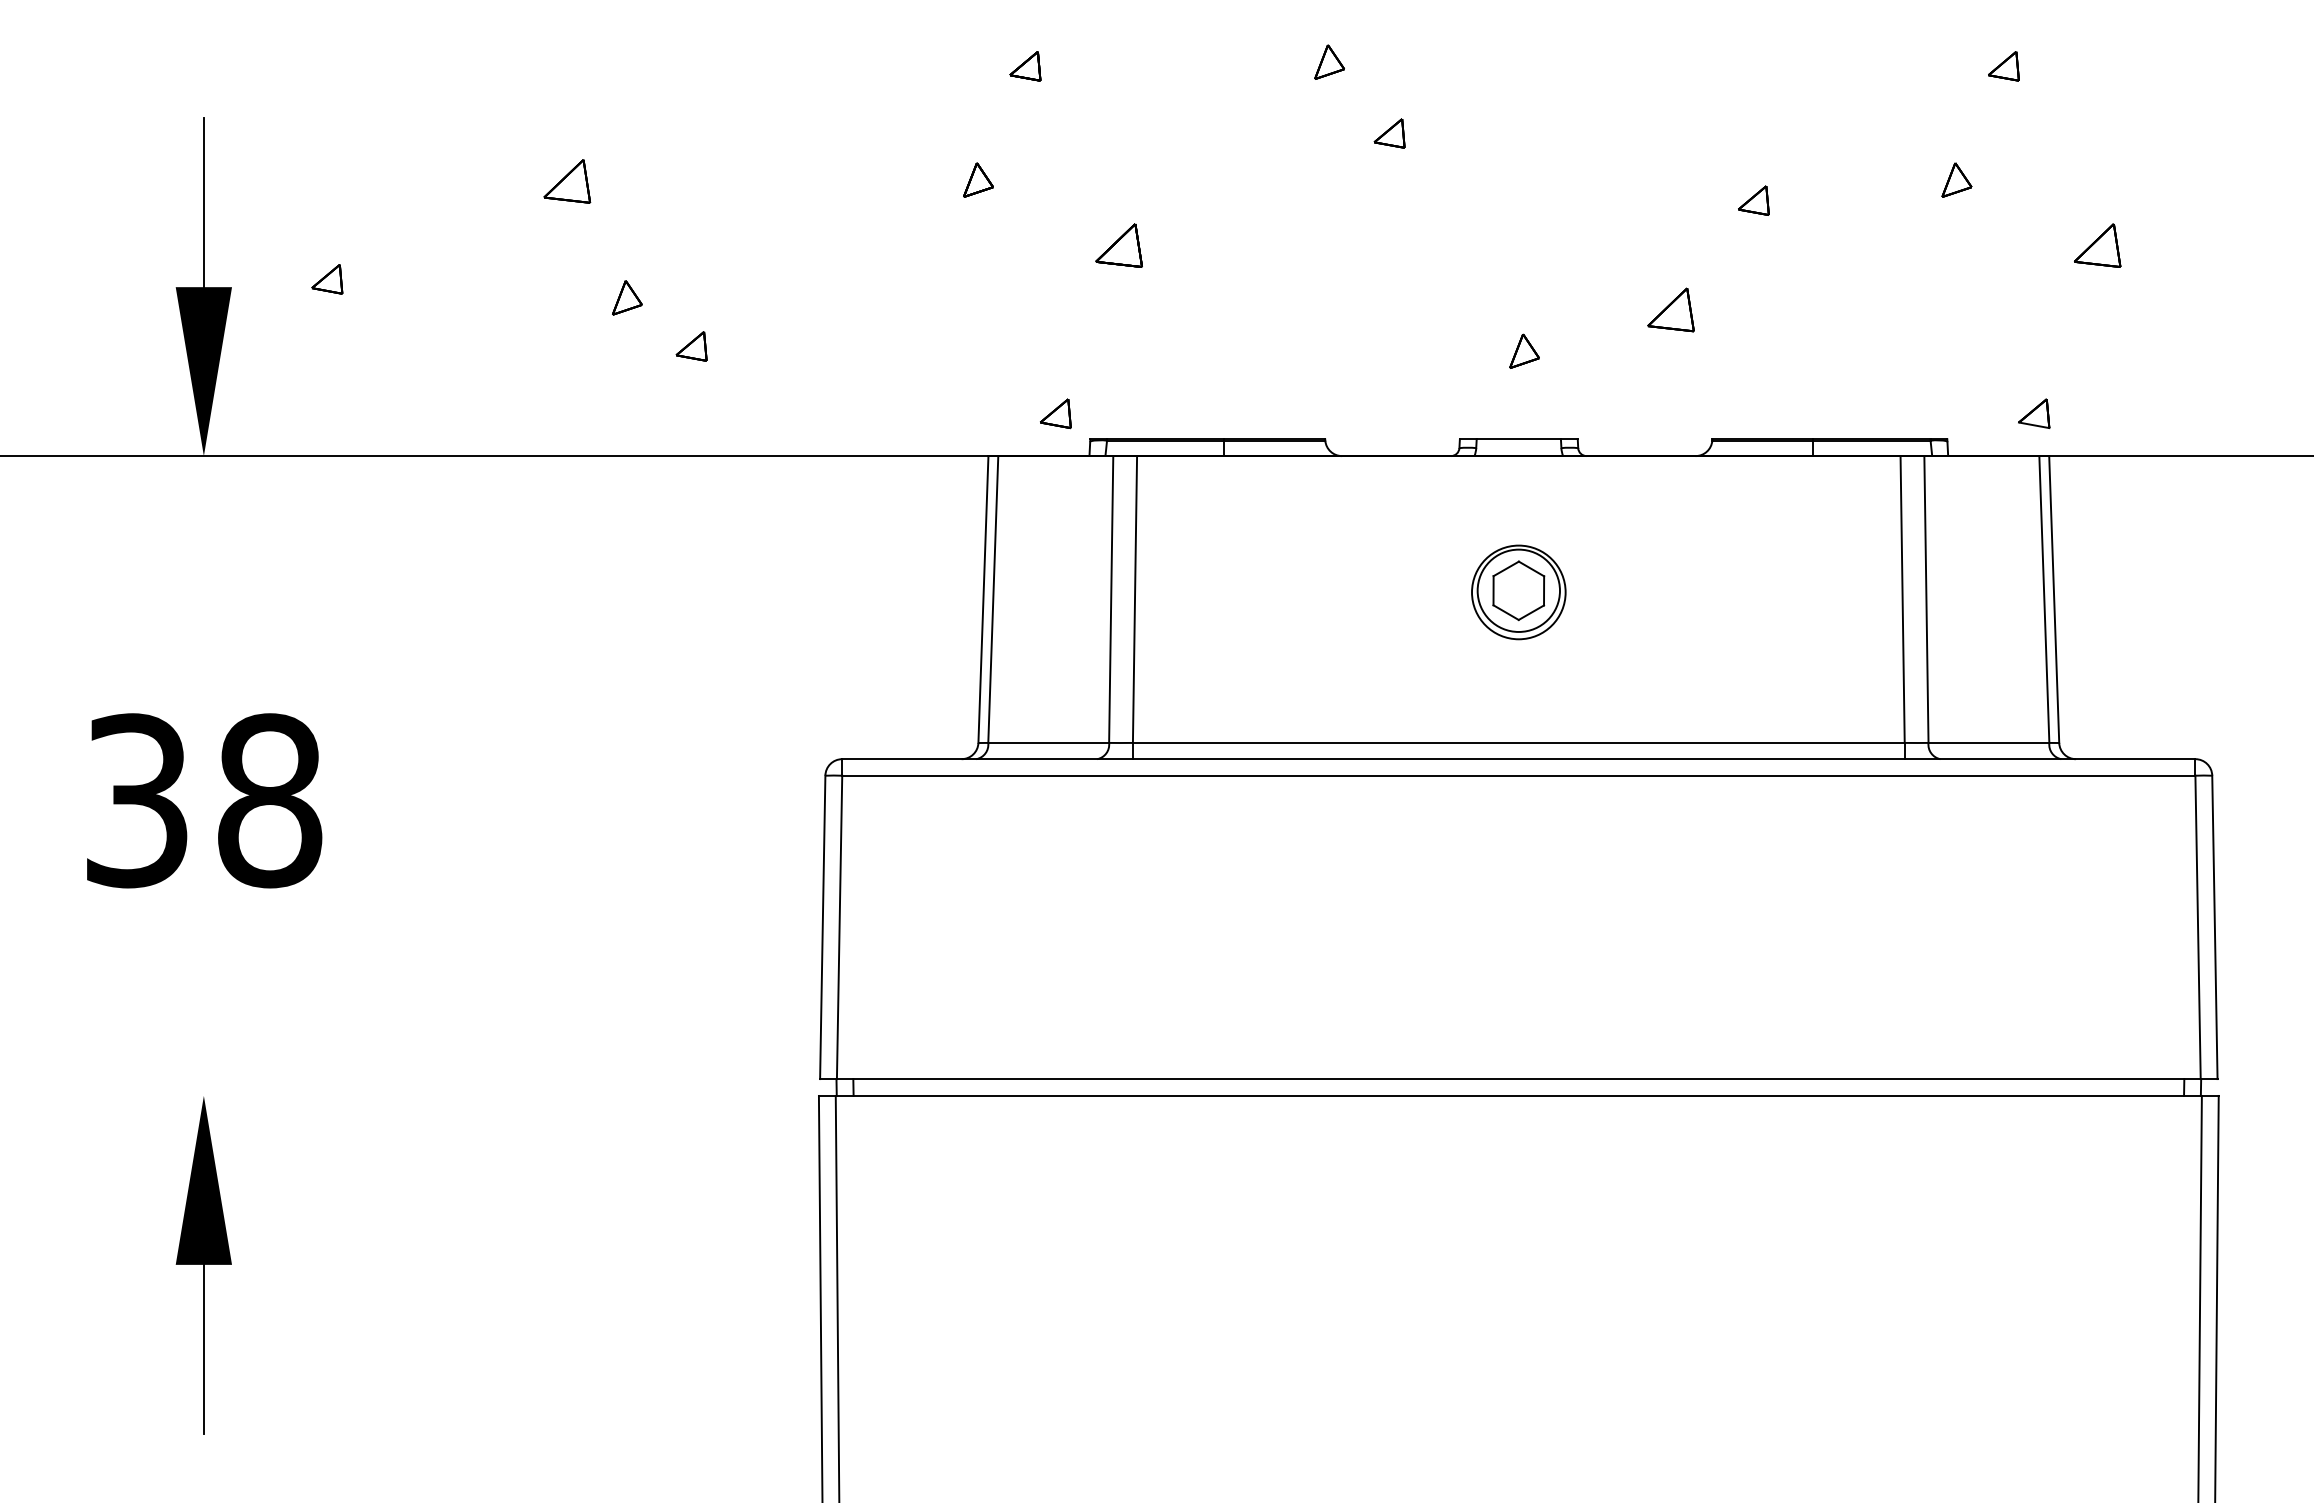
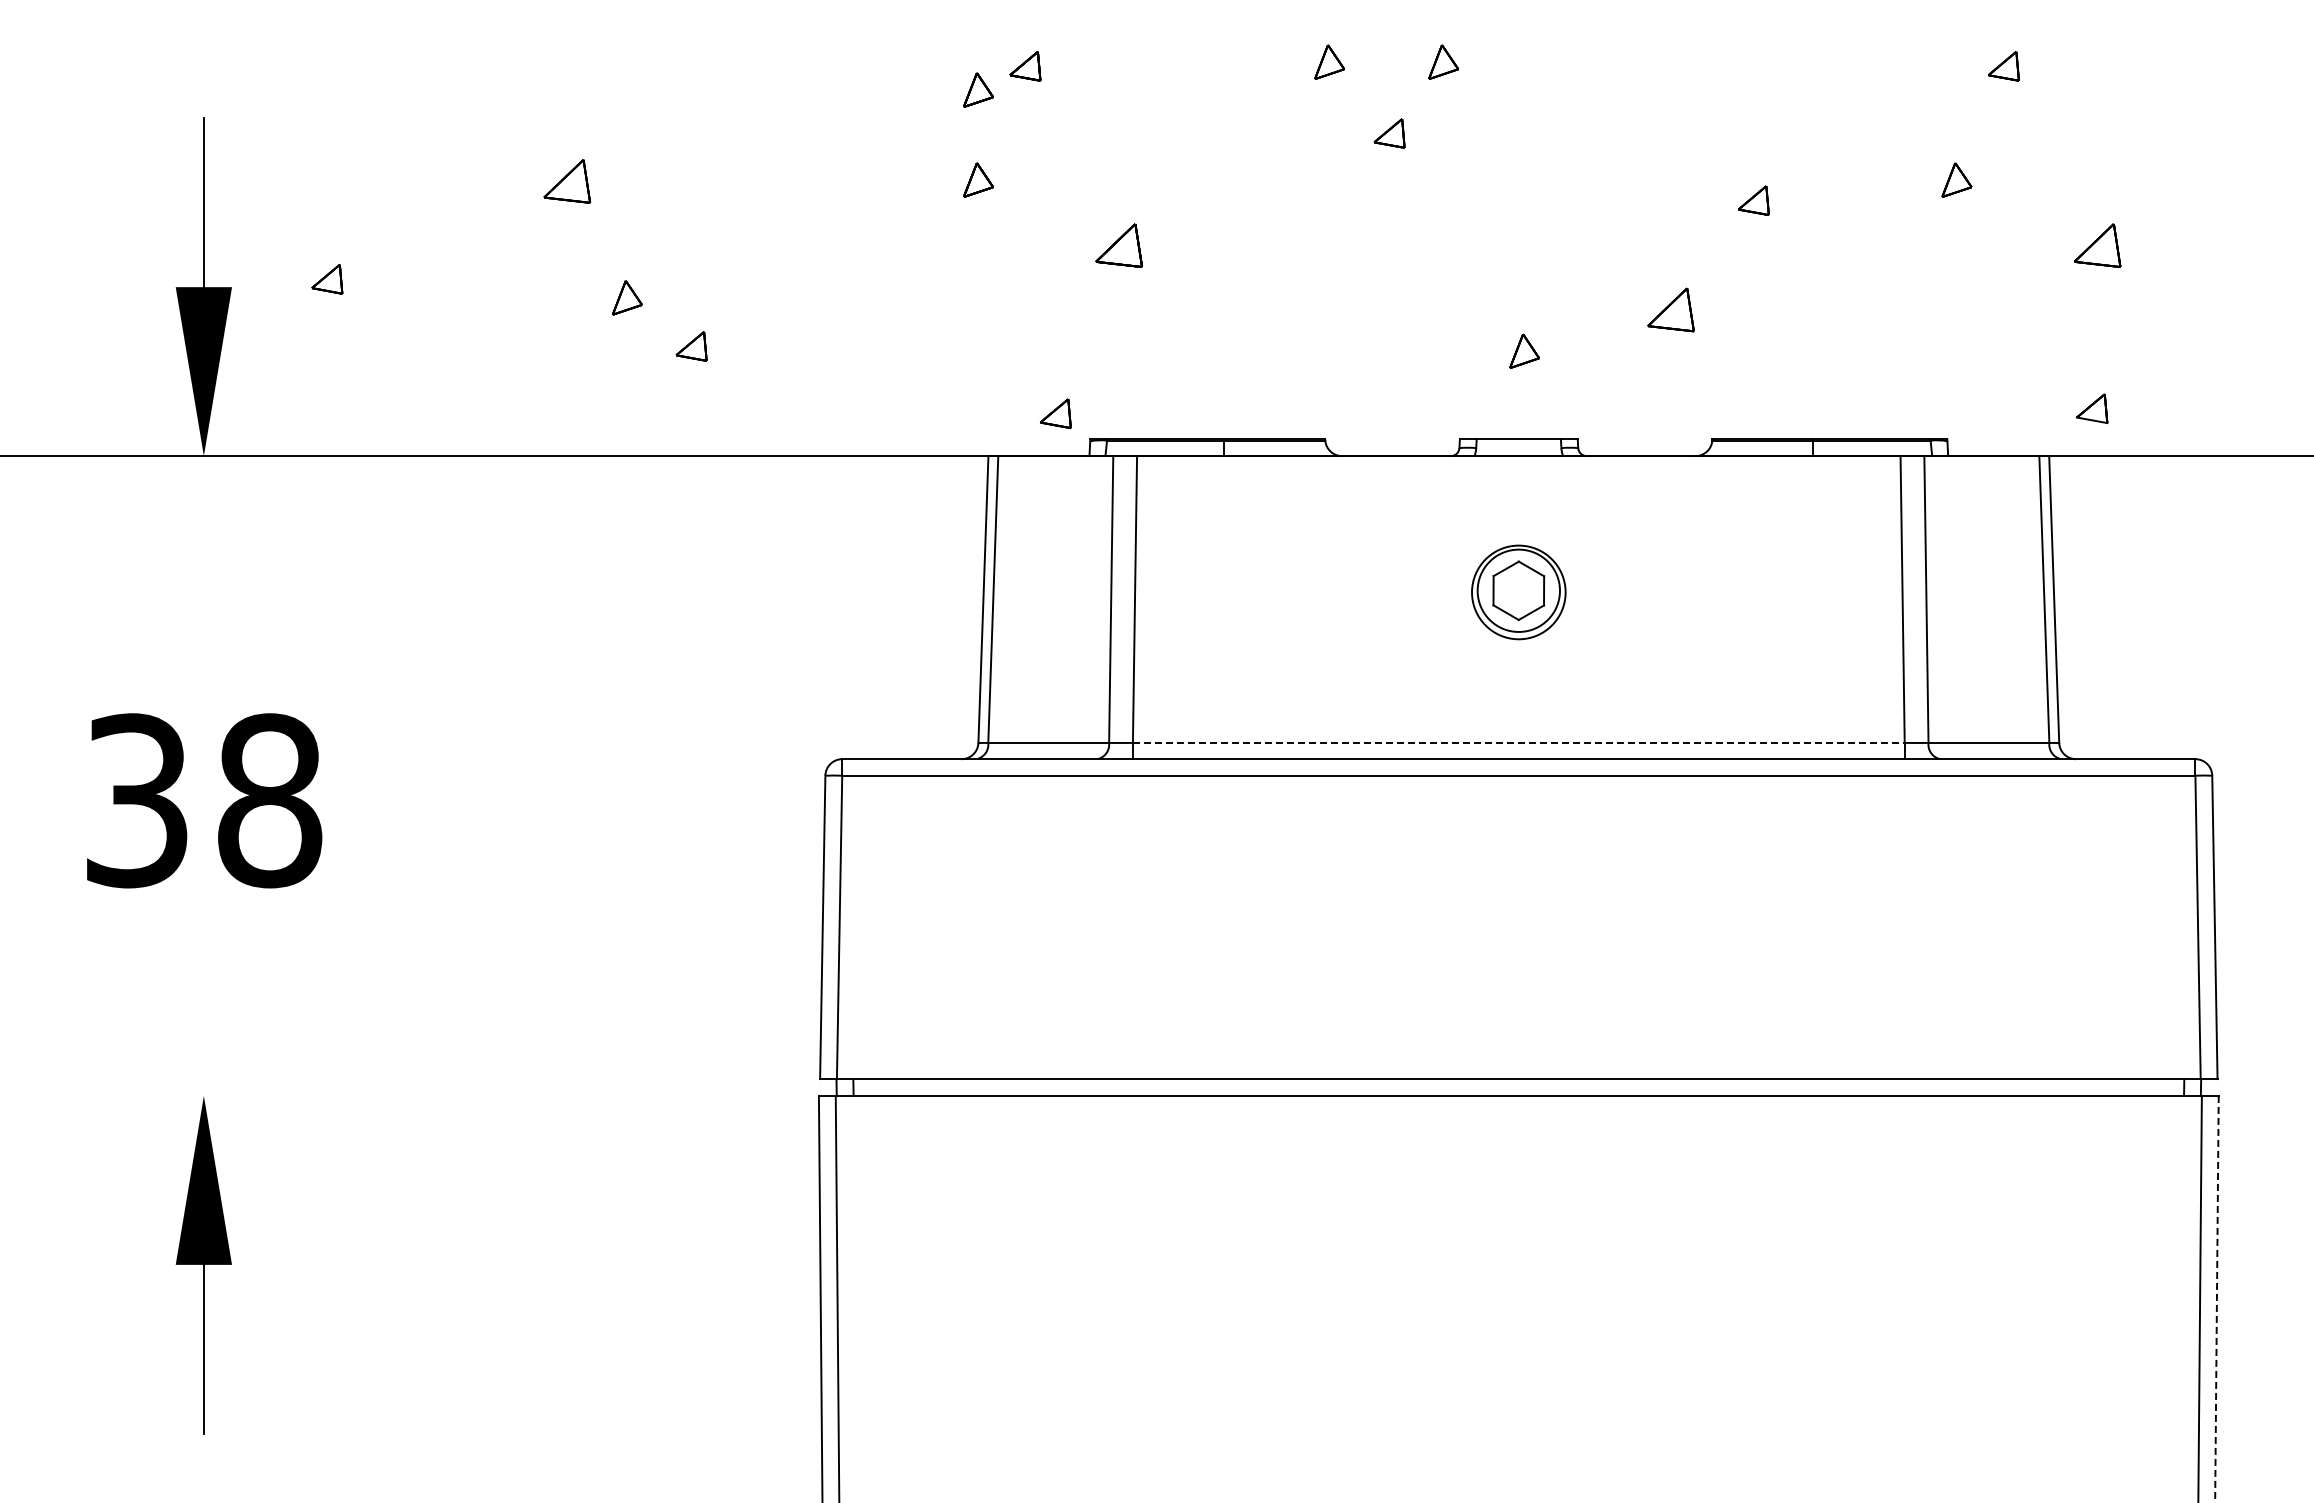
part: none -> present (1443, 61)
part: none -> present (978, 89)
part position: (2034, 413) -> (2092, 408) (2092, 408)
line: solid -> dashed (1518, 742)
line: solid -> dashed (2216, 1299)
